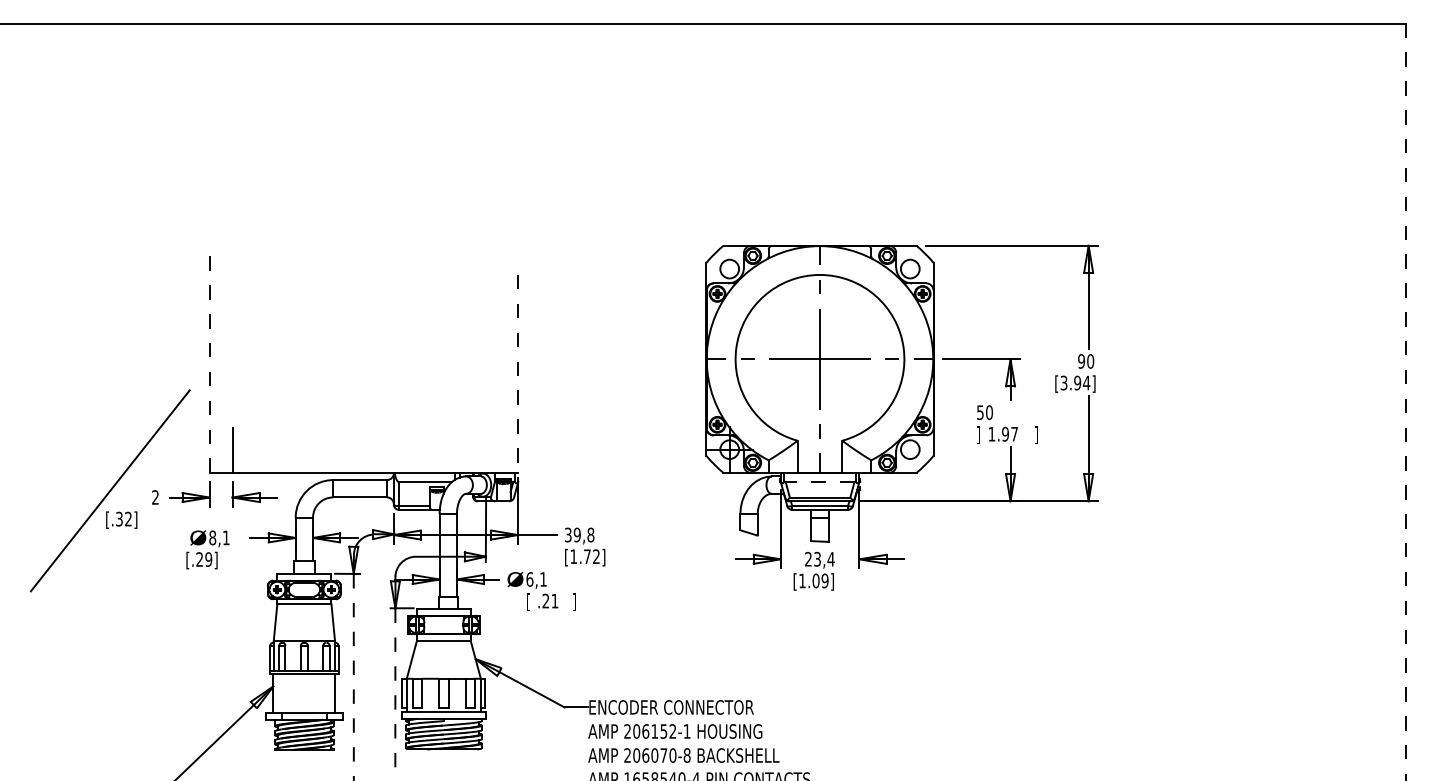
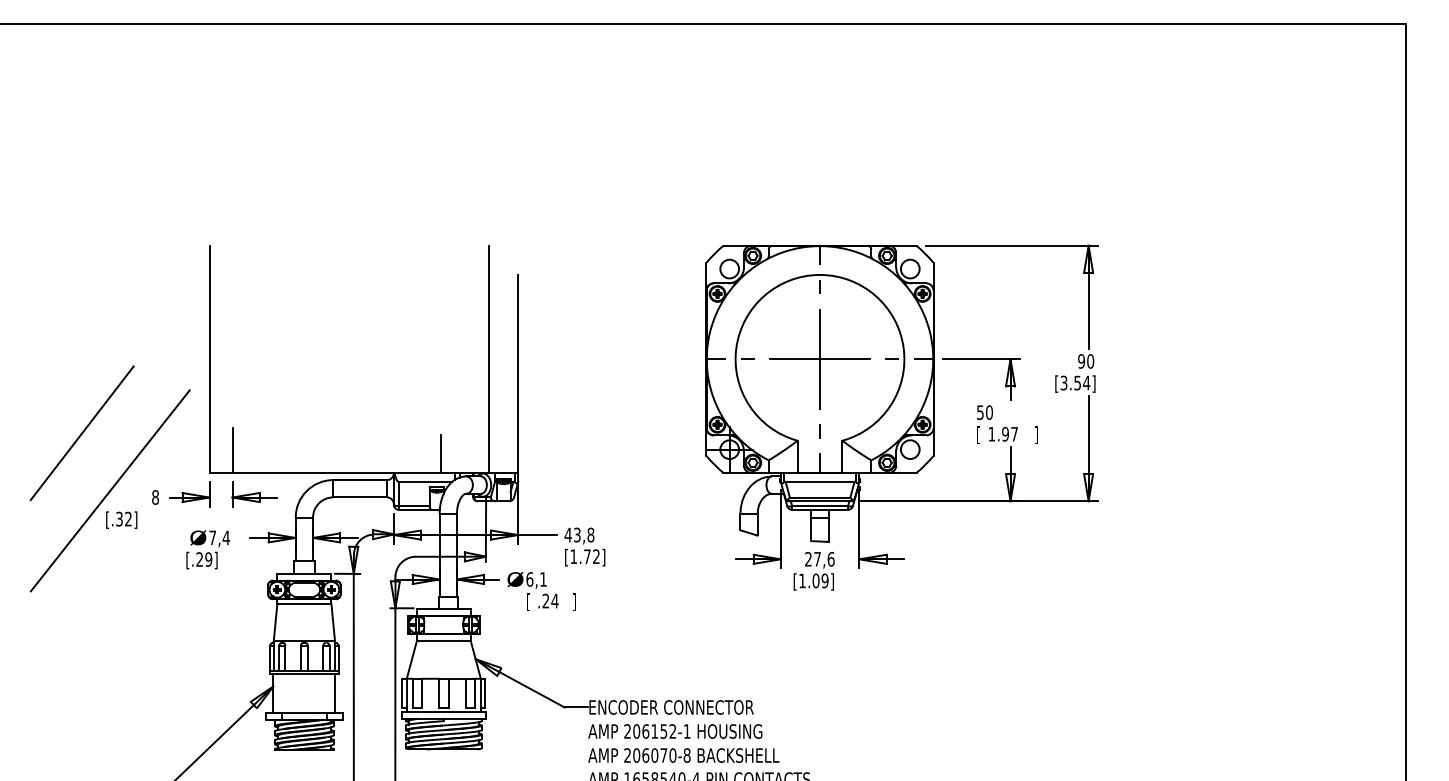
line: dashed -> solid (209, 359)
line: none -> present (489, 359)
line: dashed -> solid (518, 378)
text: [3.94] -> [3.54] (1077, 382)
line: dashed -> solid (1405, 402)
line: none -> present (81, 433)
text: ] -> [ (978, 435)
line: none -> present (440, 453)
line: dashed -> solid (819, 481)
text: 2 -> 8 (155, 497)
text: 39,8 -> 43,8 (572, 534)
text: 8,1 -> 7,4 (219, 537)
text: 23,4 -> 27,6 (824, 558)
text: .21 -> .24 (554, 601)
line: dashed -> solid (353, 677)
line: dashed -> solid (395, 694)
